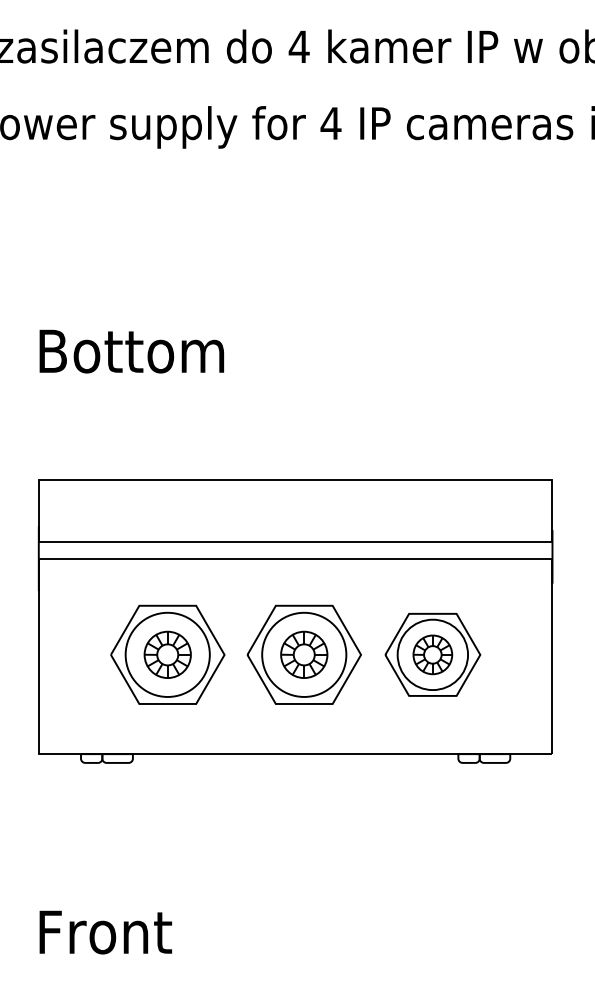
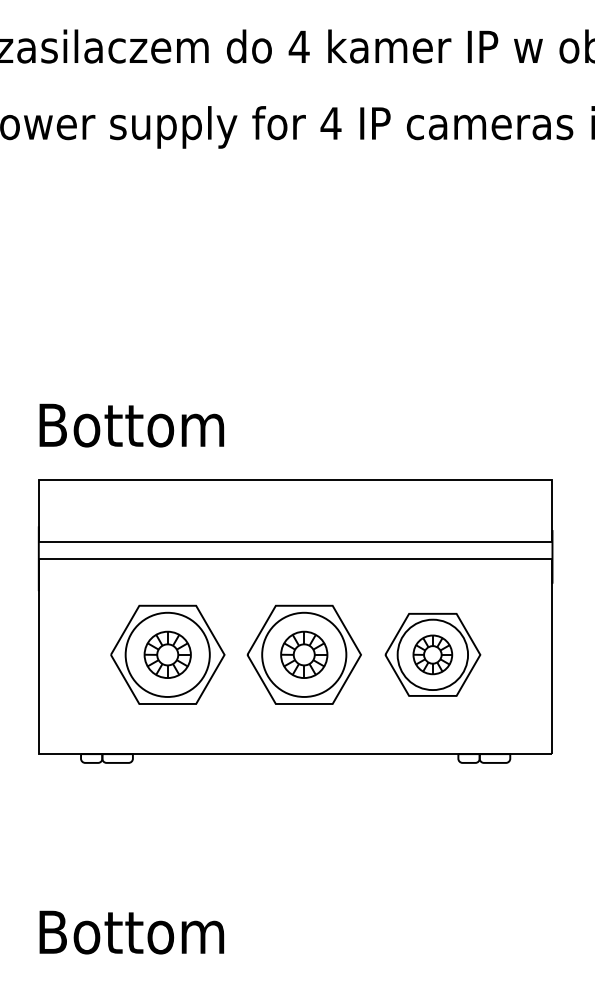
text position: (131, 351) -> (131, 425) (131, 425)
text: Front -> Bottom (134, 932)
